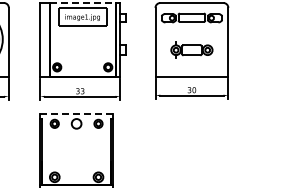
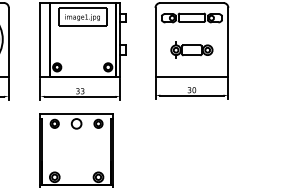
line: dashed -> solid (82, 3)
line: dashed -> solid (76, 114)
